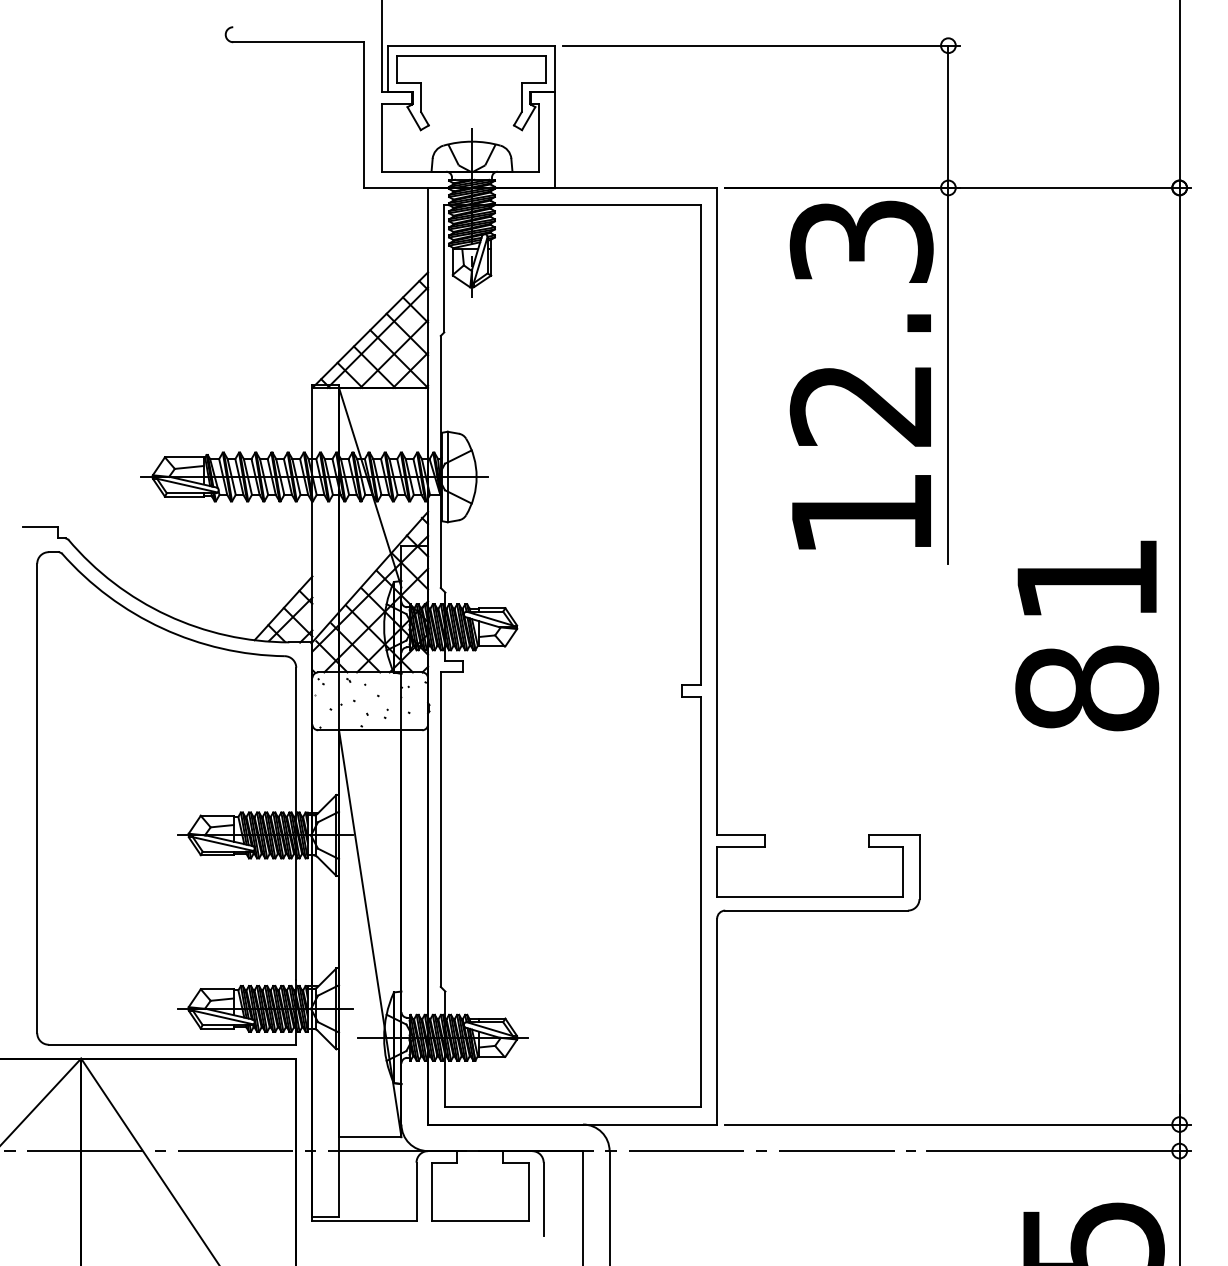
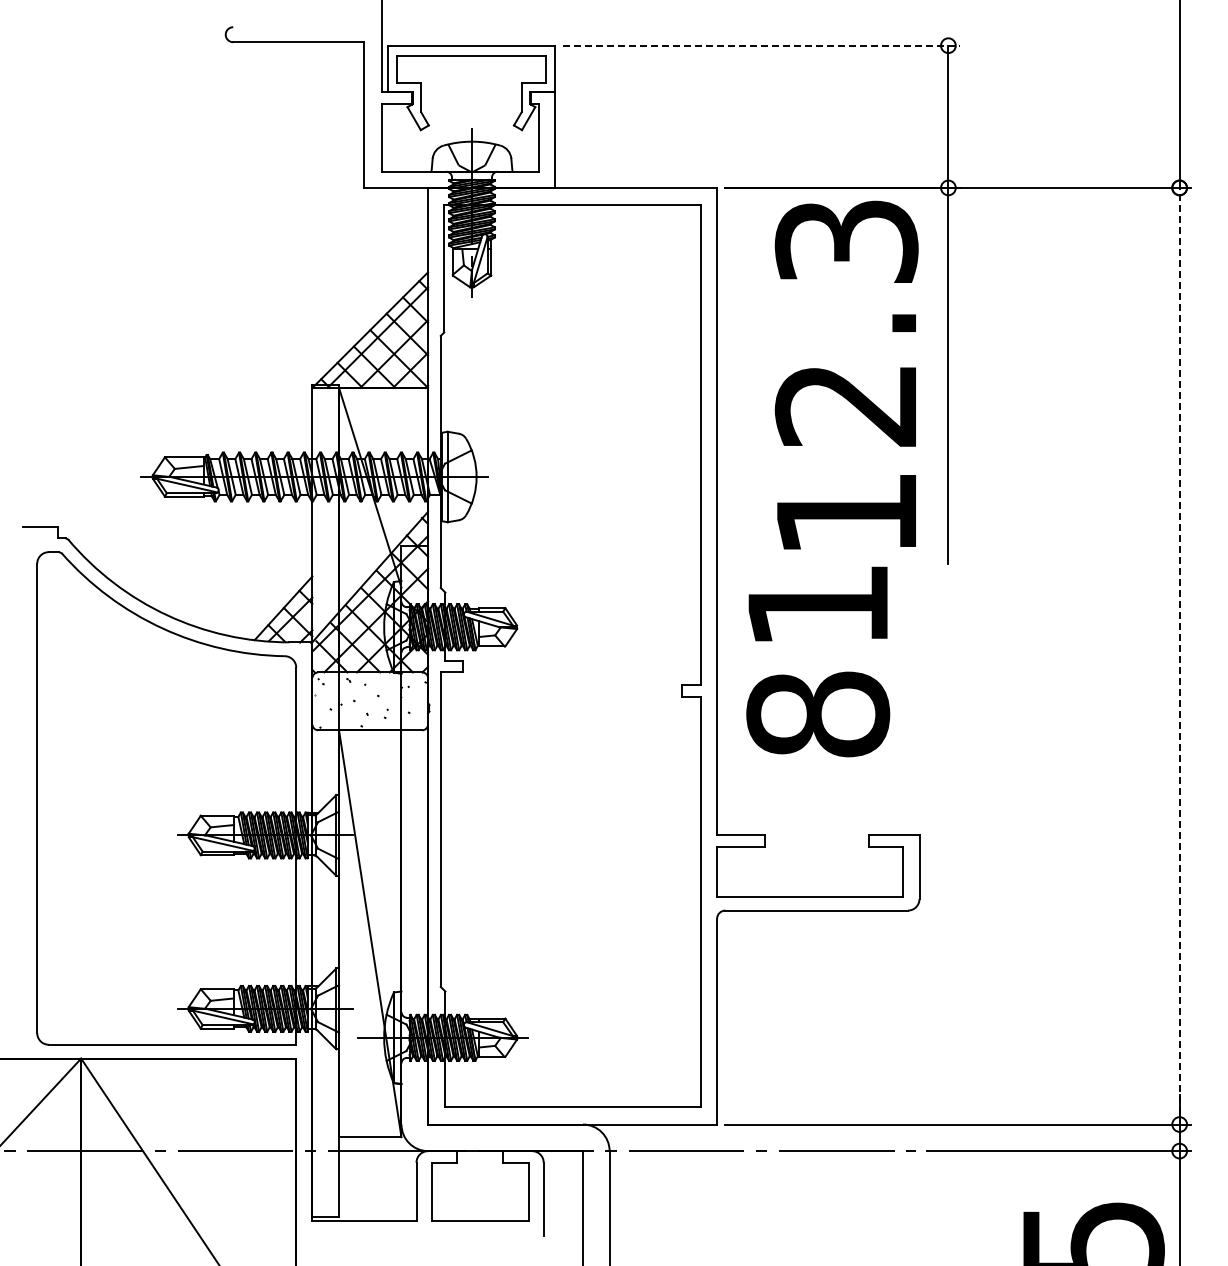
line: solid -> dashed (762, 45)
text position: (861, 374) -> (846, 374) (846, 374)
text position: (1087, 635) -> (818, 661) (818, 661)
line: solid -> dashed (1179, 655)
